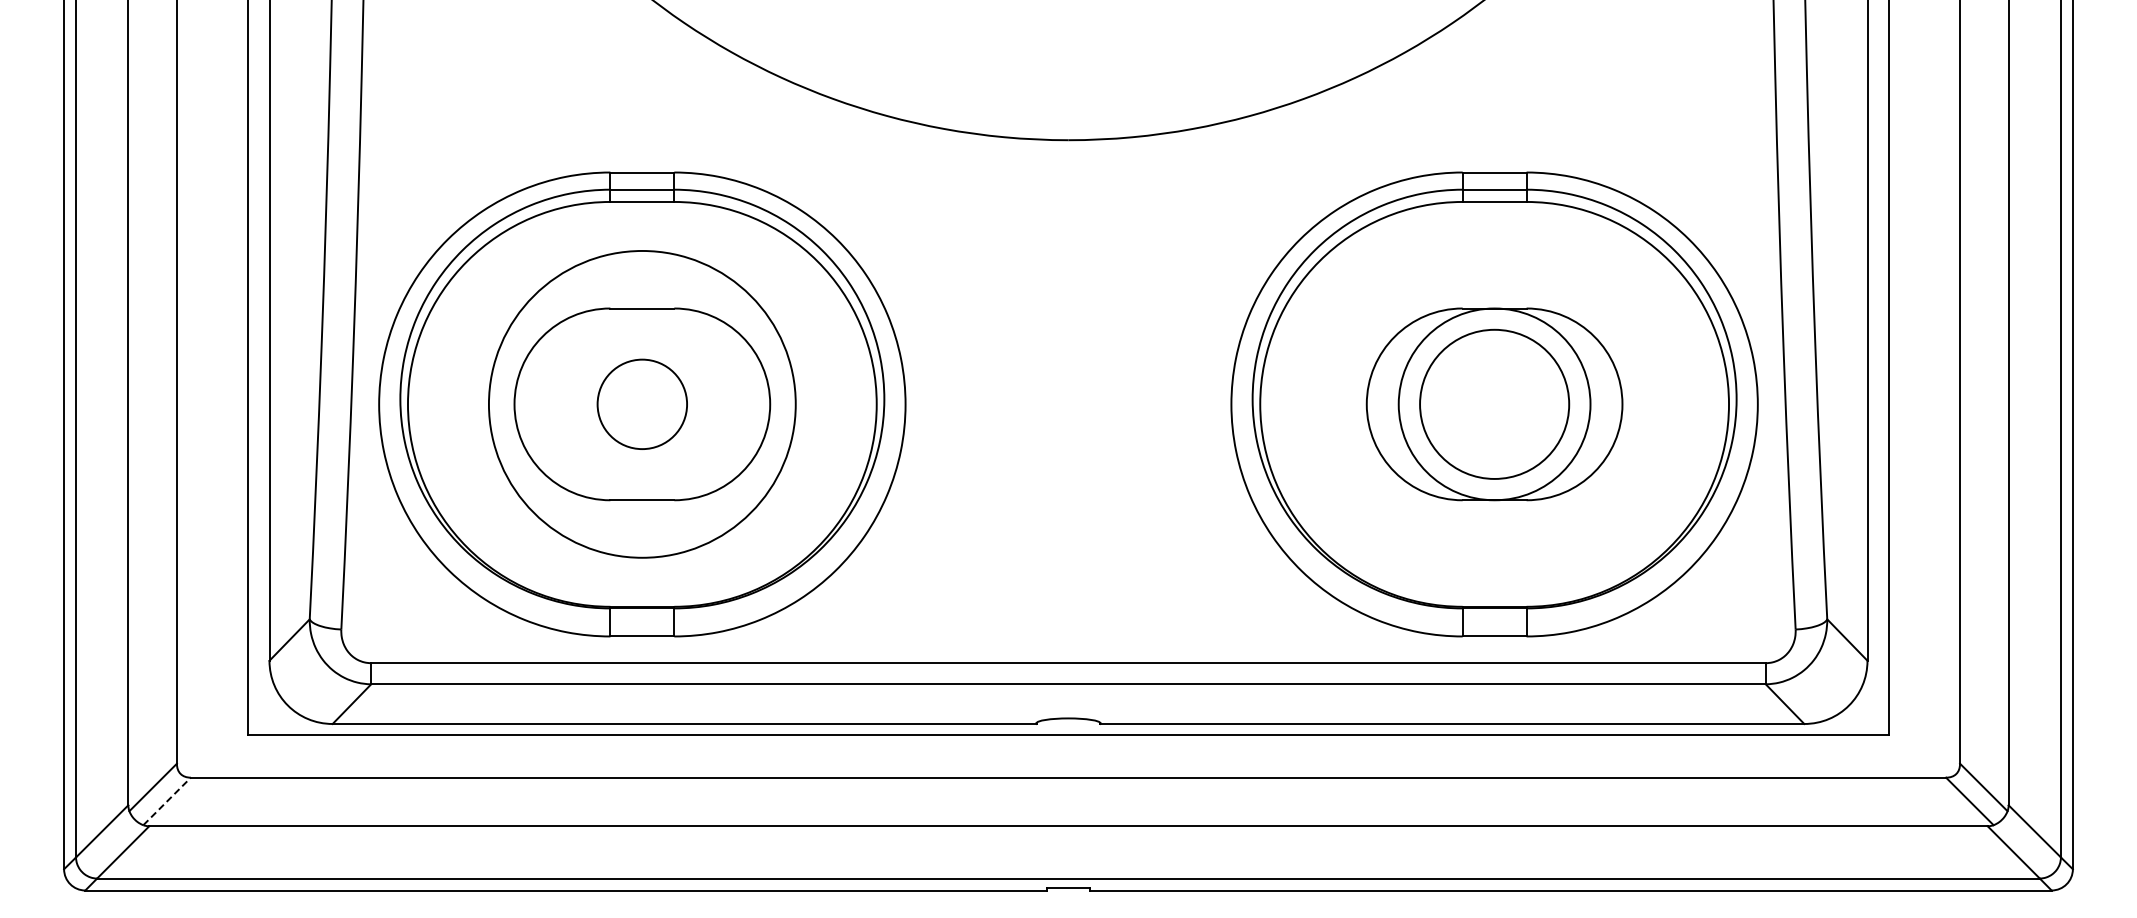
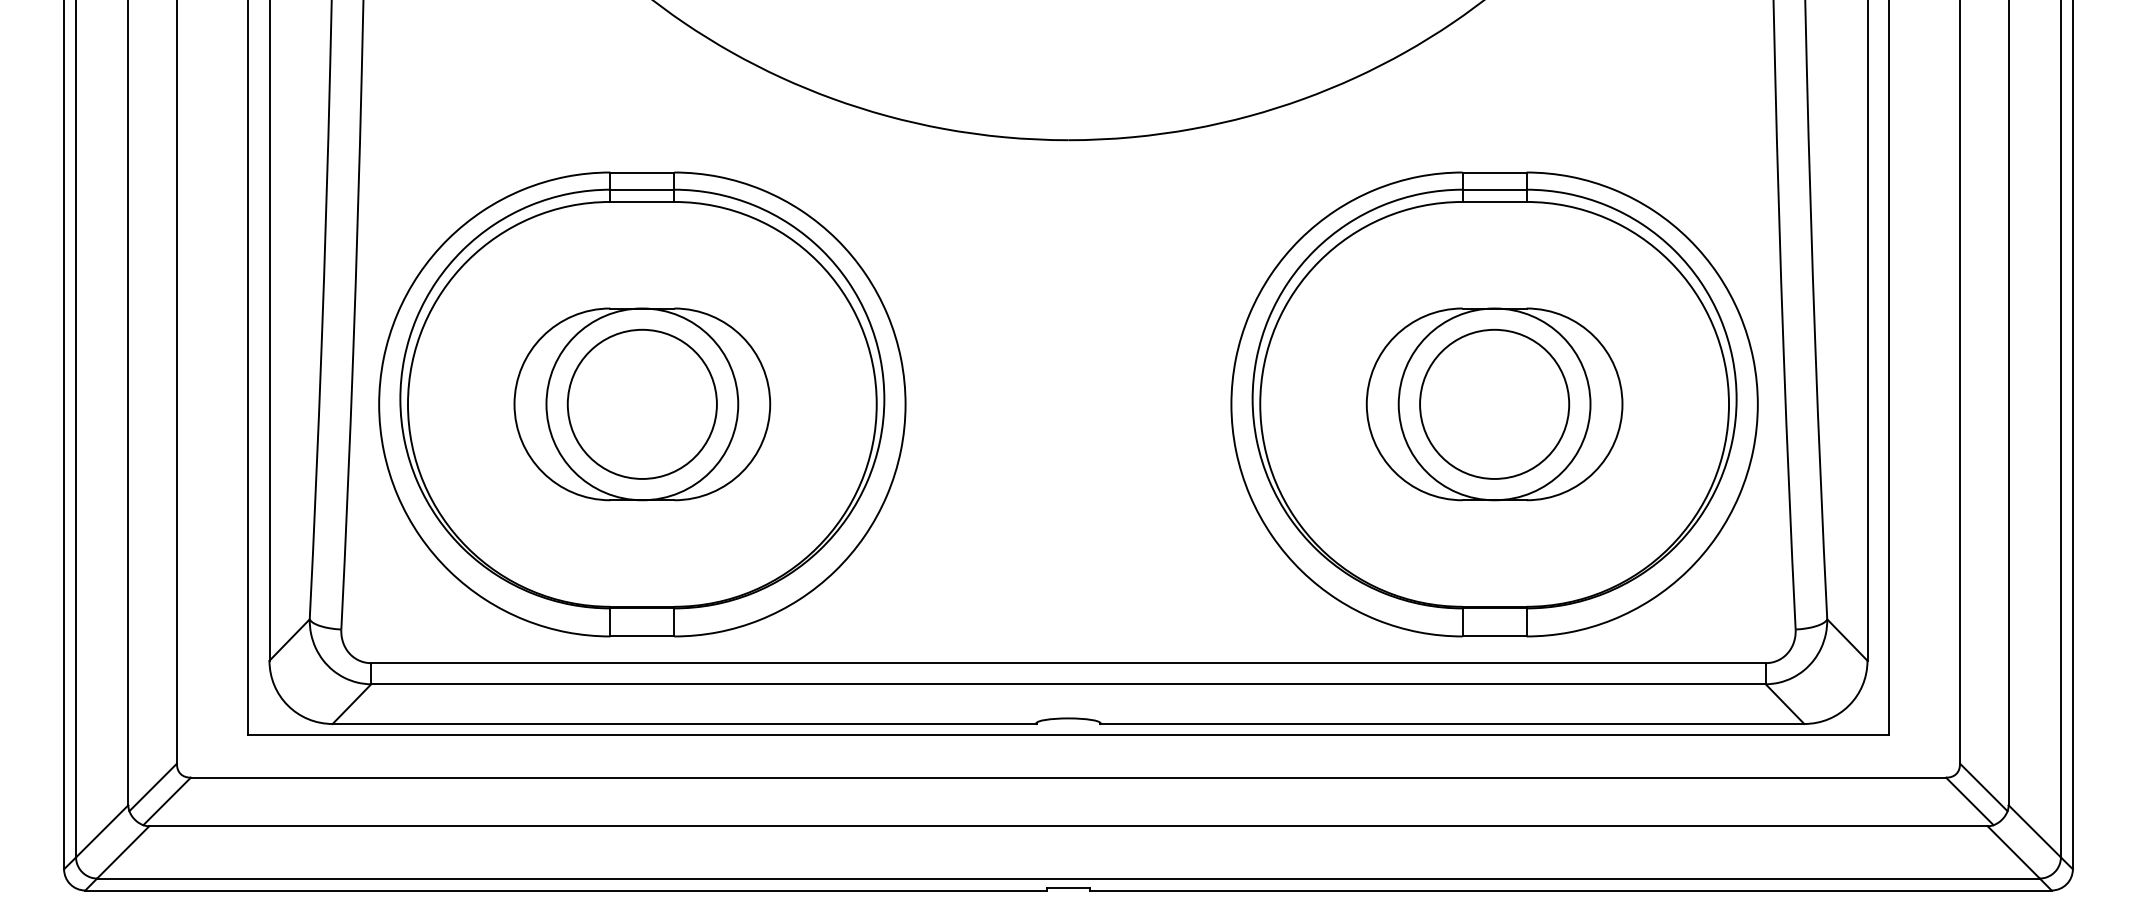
circle diameter: 307 px -> 192 px (642, 404)
circle diameter: 89 px -> 149 px (641, 403)
line: dashed -> solid (167, 801)
